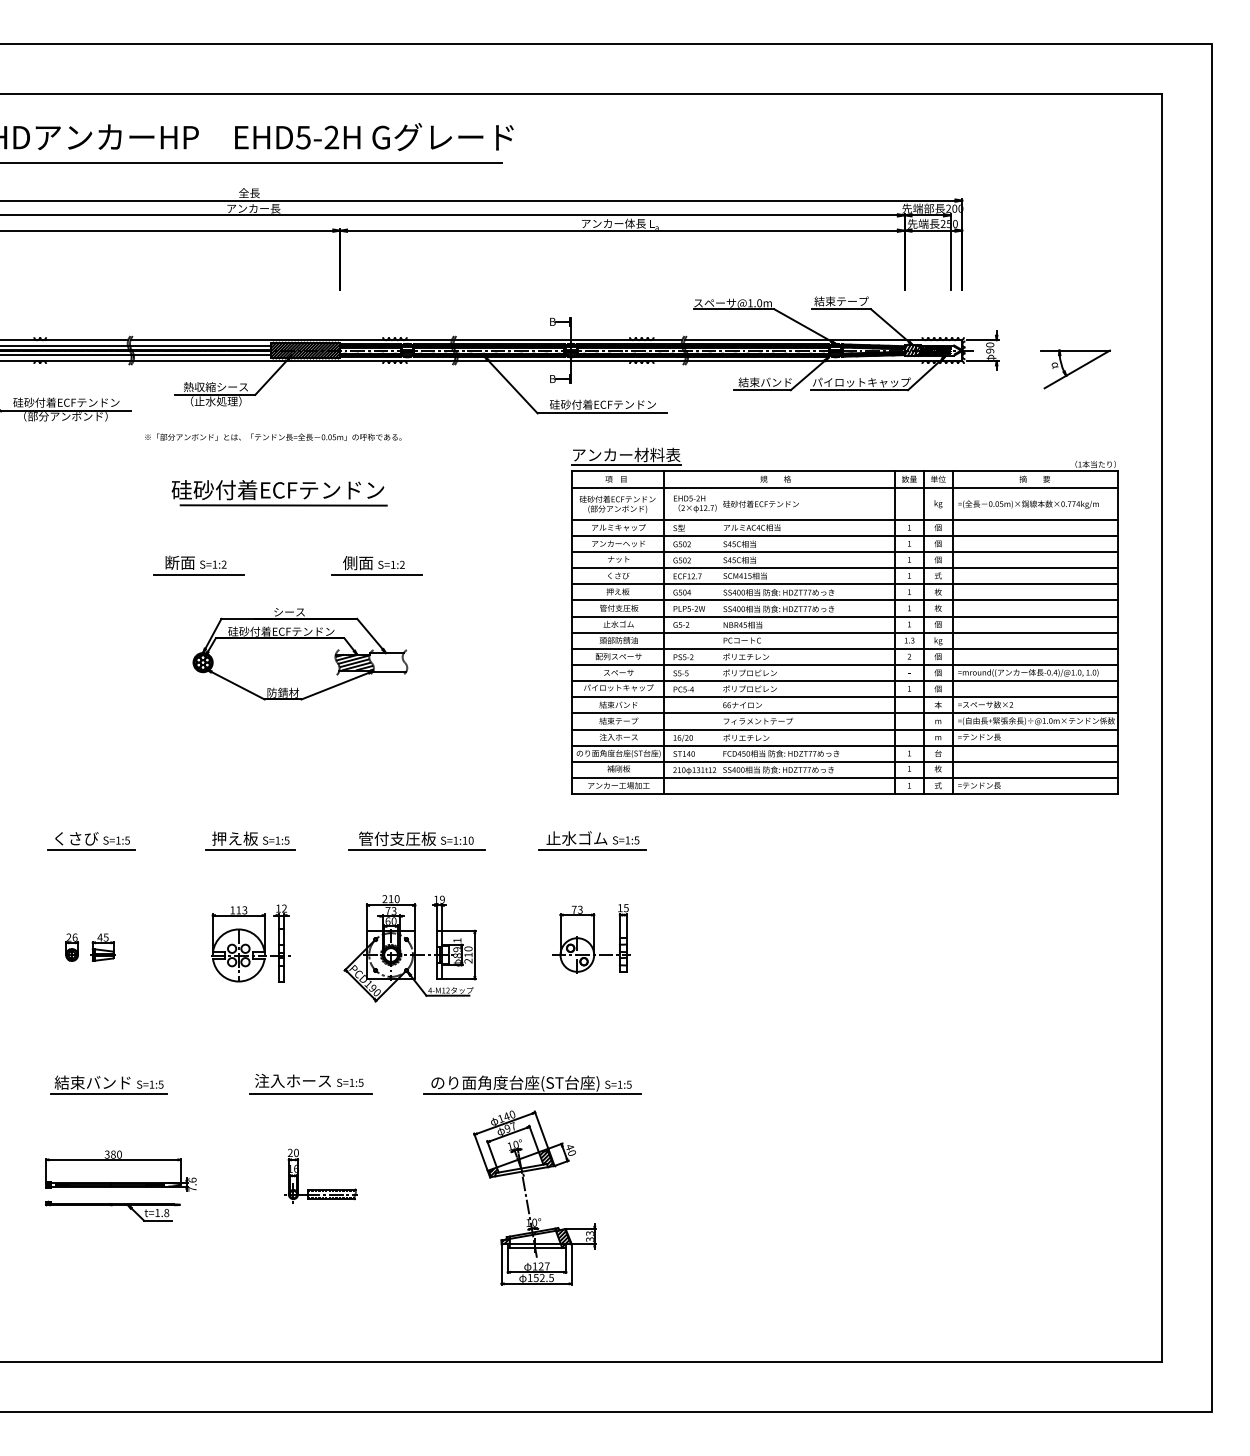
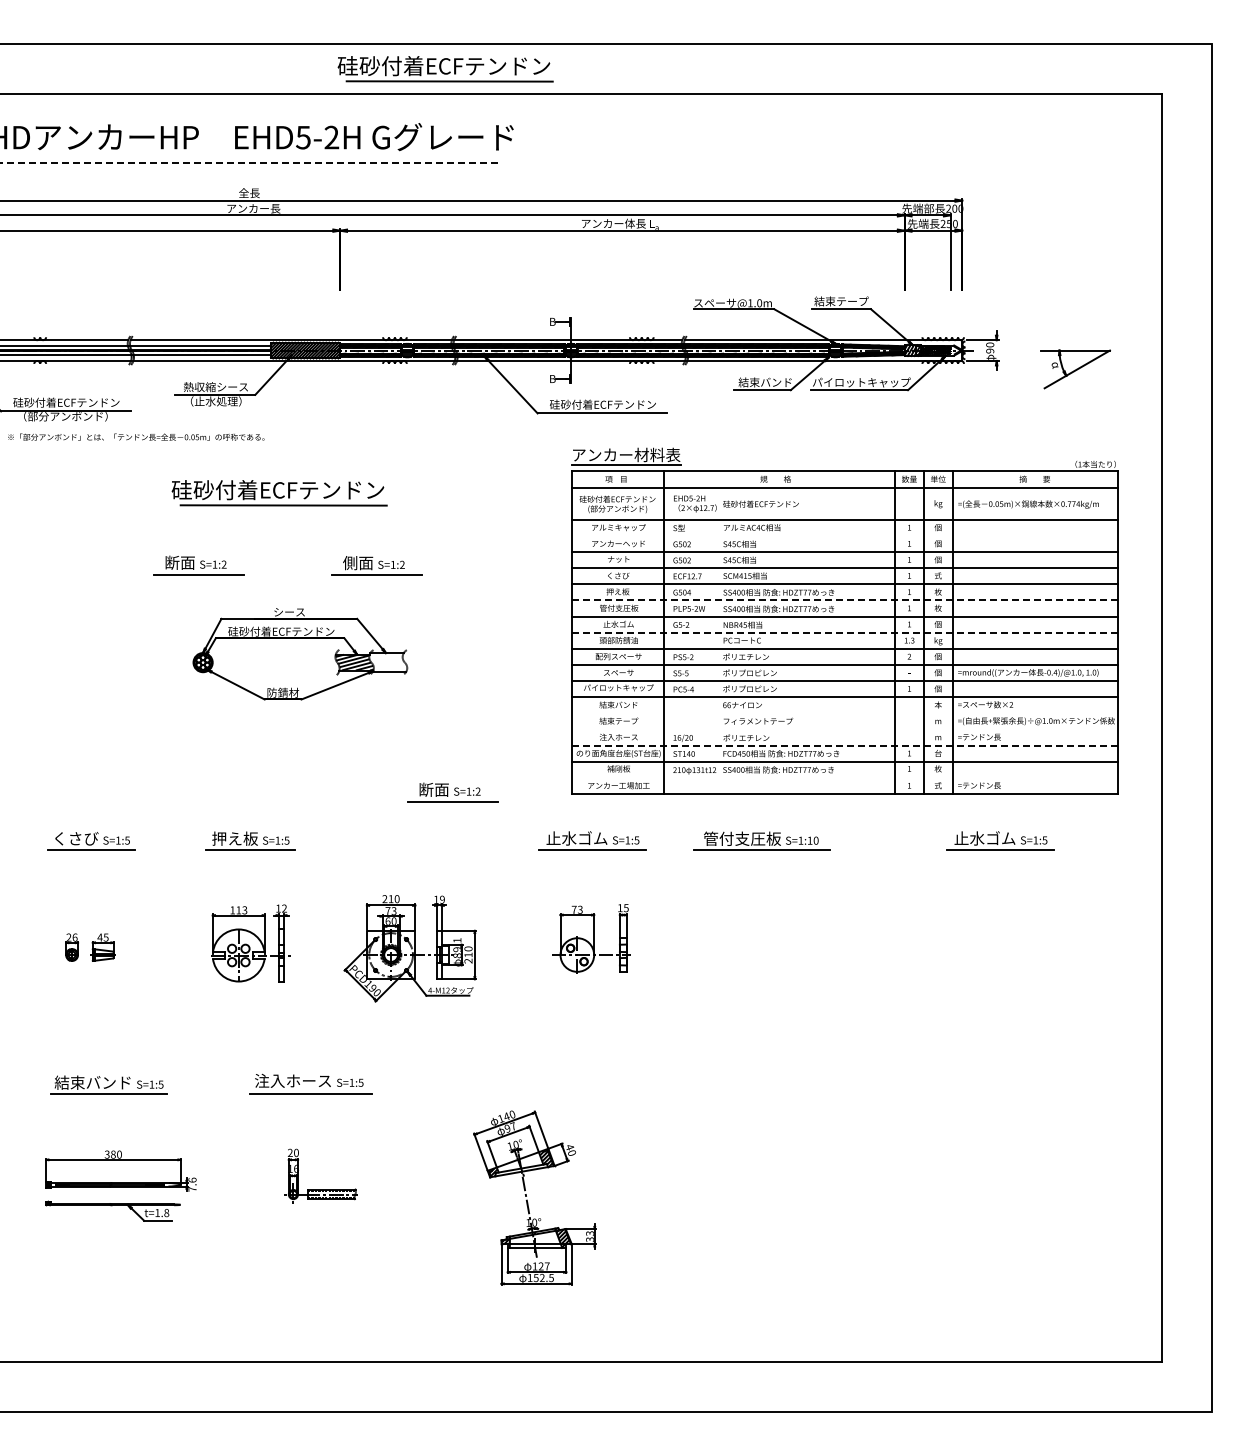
part: none -> present (445, 69)
line: solid -> dashed (250, 163)
text position: (273, 436) -> (136, 436) (136, 436)
line: present -> none (844, 535)
line: solid -> dashed (845, 600)
line: solid -> dashed (845, 632)
line: present -> none (844, 713)
line: present -> none (844, 729)
line: solid -> dashed (845, 745)
line: present -> none (844, 777)
part: none -> present (452, 792)
part position: (416, 840) -> (761, 840) (761, 840)
part: none -> present (1000, 840)
part: present -> none (532, 1084)
